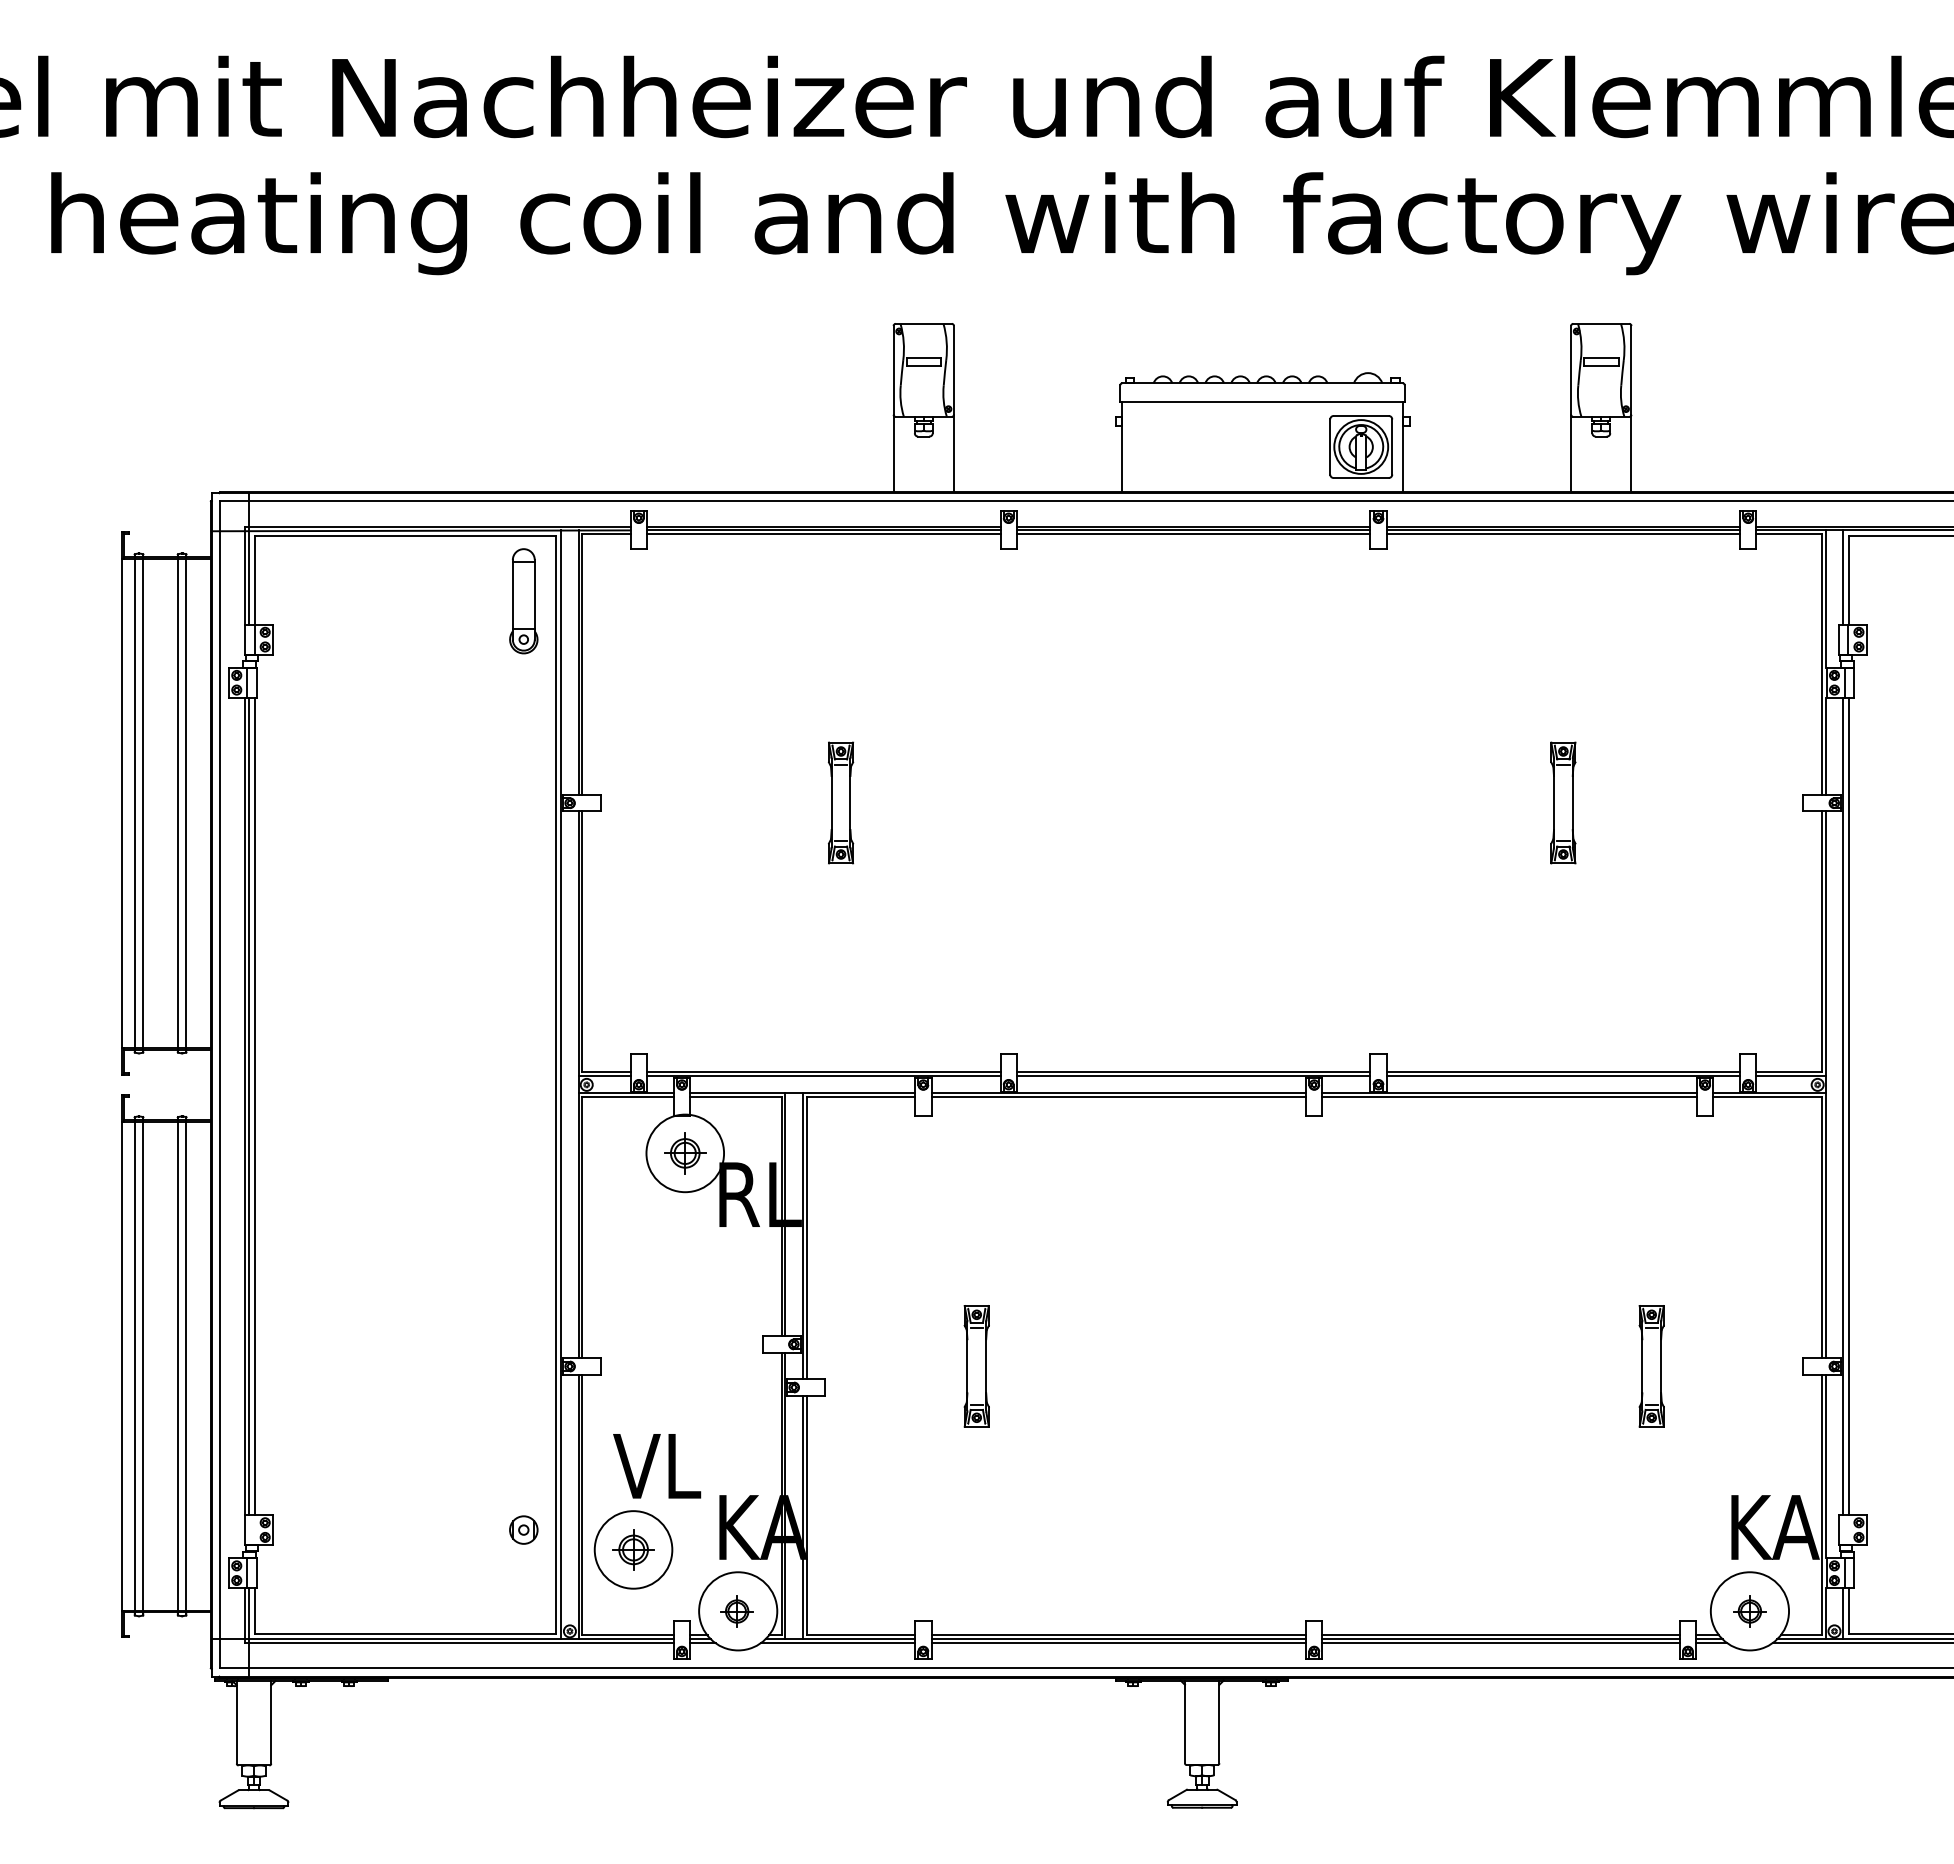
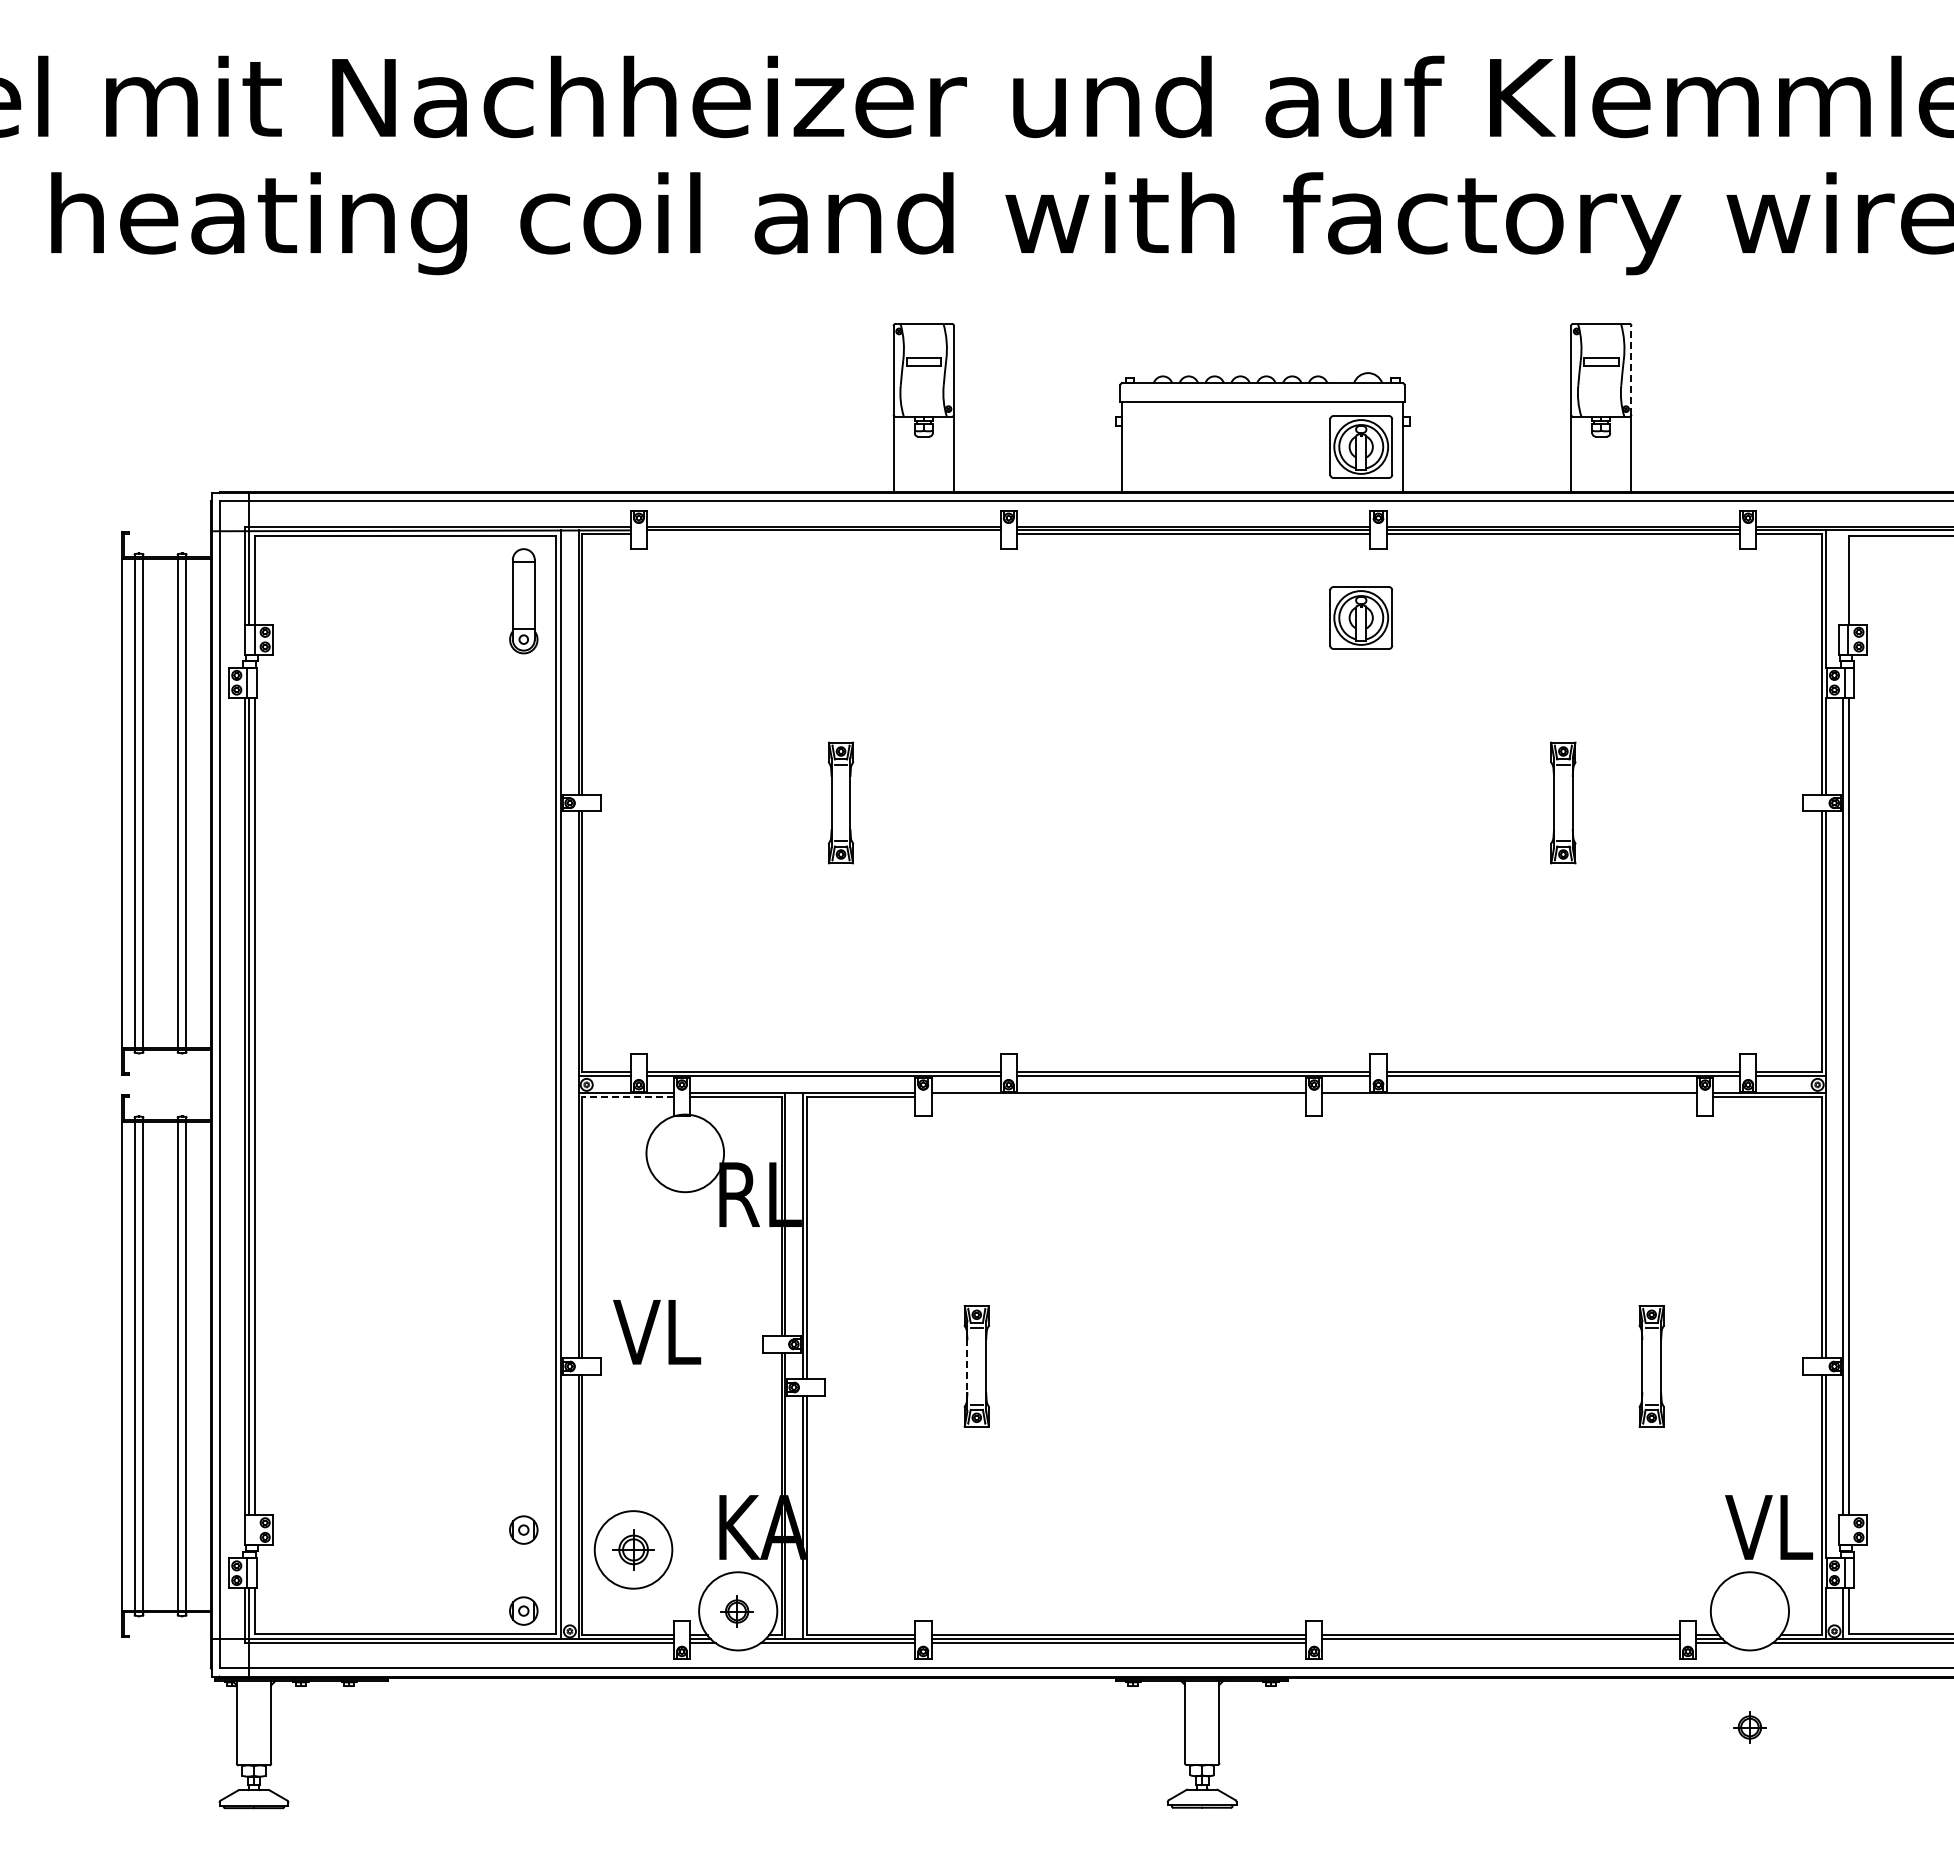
line: solid -> dashed (1631, 369)
line: present -> none (823, 534)
line: present -> none (1843, 577)
part: none -> present (1361, 617)
line: solid -> dashed (628, 1097)
line: present -> none (1118, 1097)
line: present -> none (1509, 1097)
part: present -> none (685, 1153)
line: solid -> dashed (967, 1366)
text position: (657, 1466) -> (657, 1332) (657, 1332)
text: KA -> VL (1772, 1527)
part: none -> present (523, 1610)
part position: (1749, 1611) -> (1749, 1727) (1749, 1727)
line: present -> none (1500, 1643)
